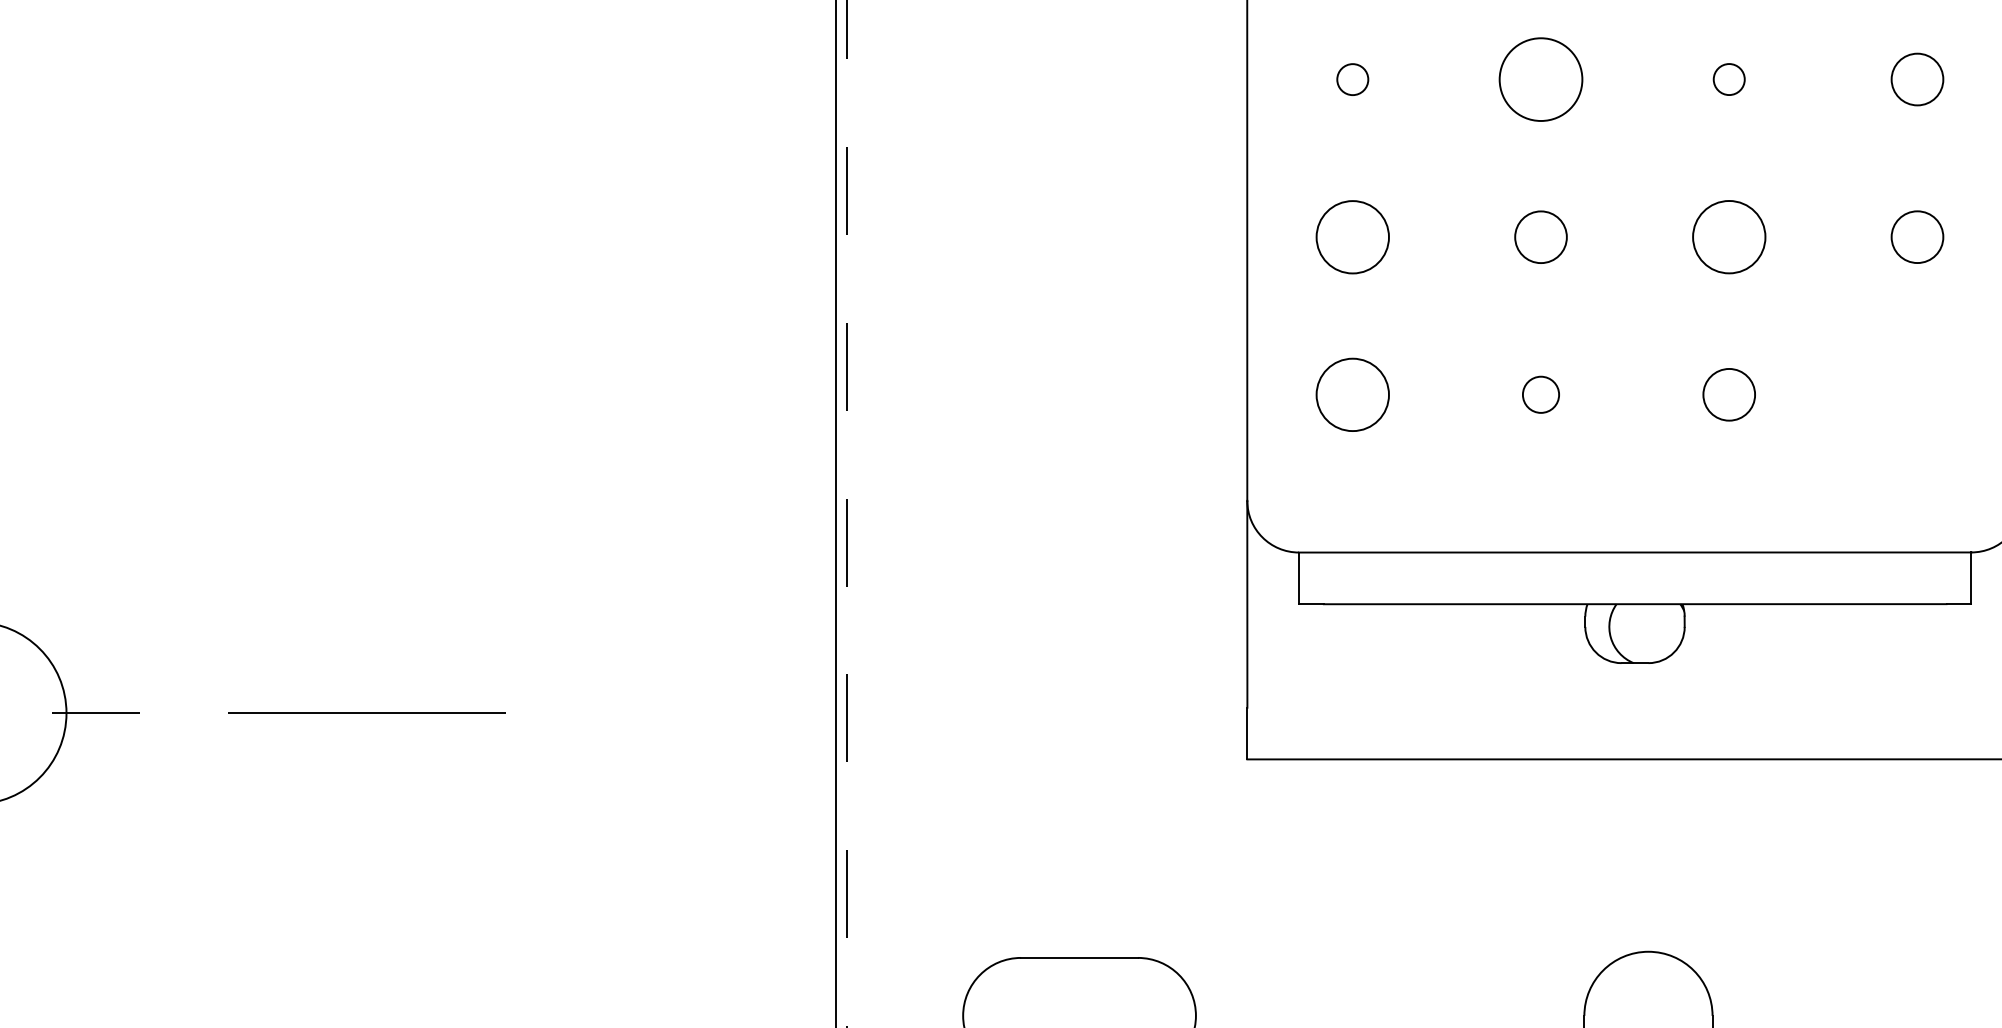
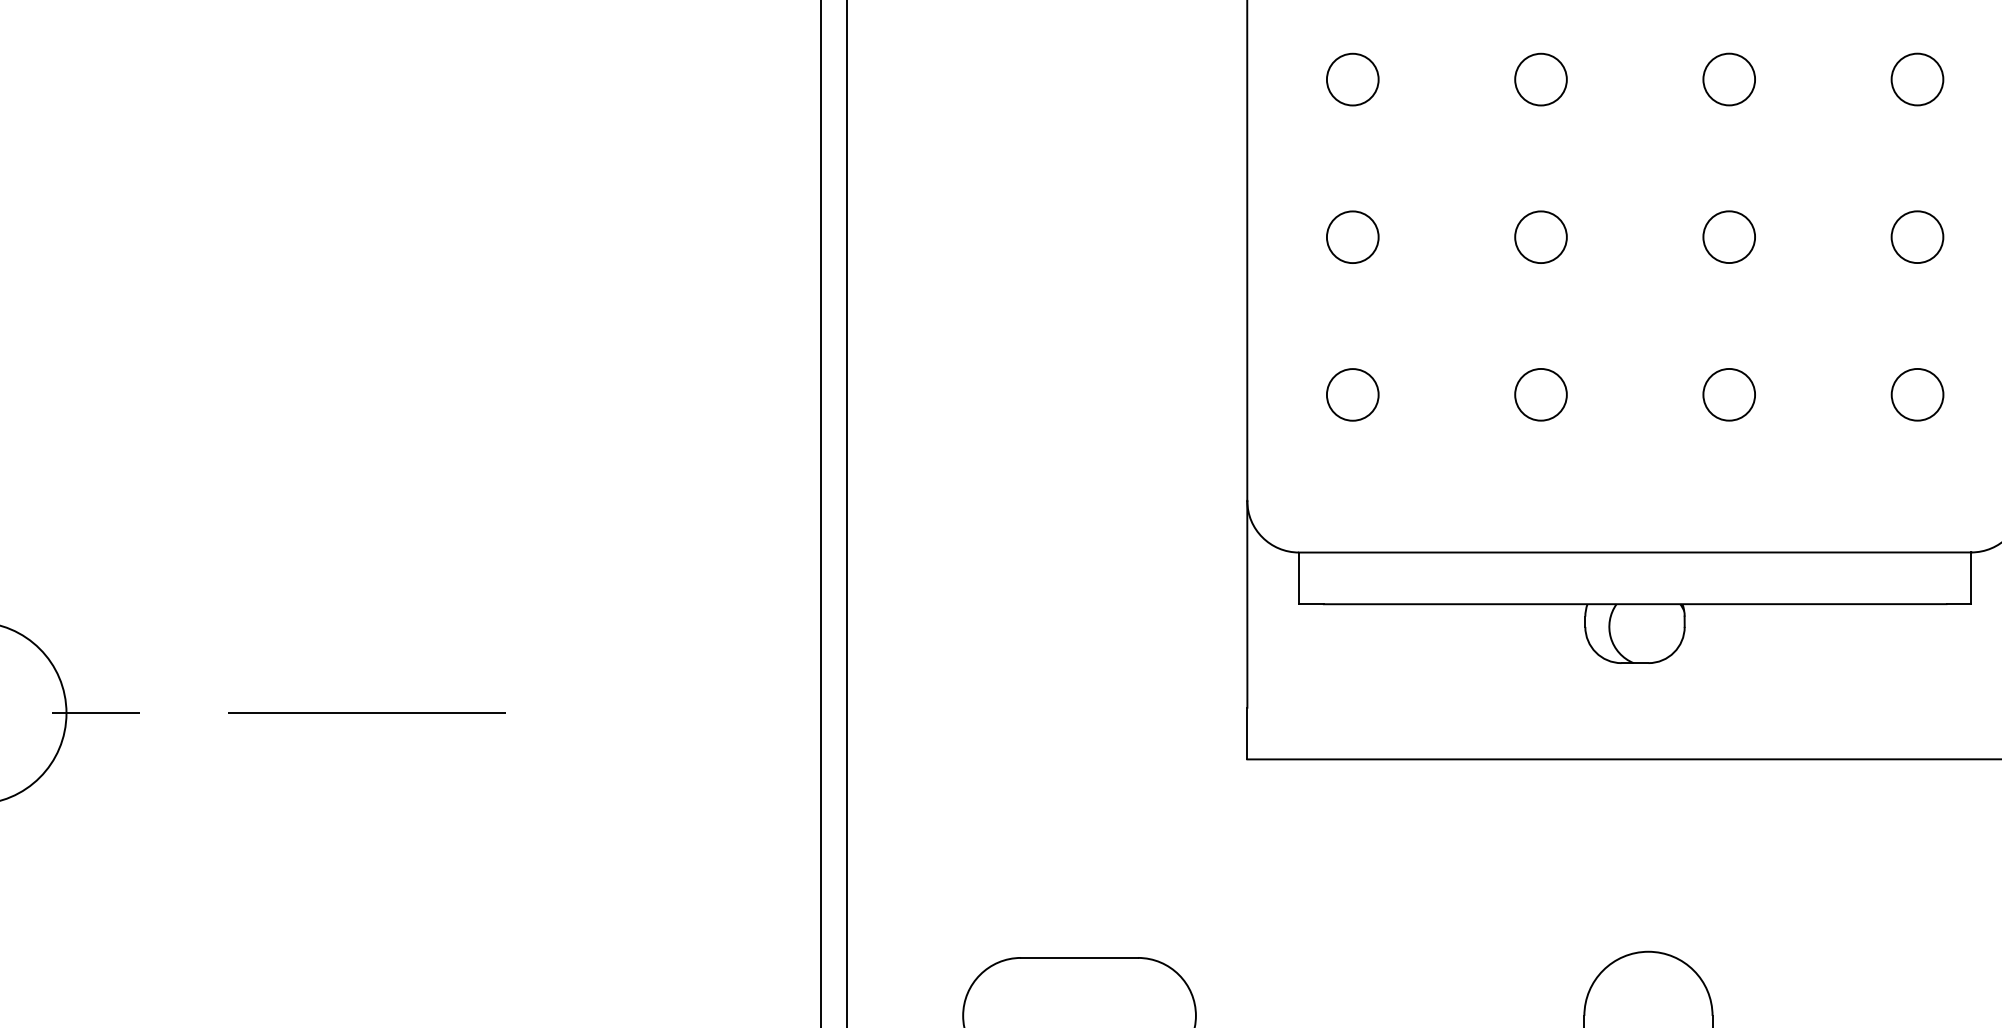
circle diameter: 31 px -> 52 px (1352, 79)
circle diameter: 83 px -> 52 px (1540, 79)
circle diameter: 31 px -> 52 px (1729, 79)
circle diameter: 72 px -> 52 px (1352, 237)
circle diameter: 72 px -> 52 px (1729, 237)
circle diameter: 72 px -> 52 px (1352, 394)
circle diameter: 36 px -> 52 px (1540, 394)
circle: none -> present (1917, 394)
line position: (836, 513) -> (821, 513) (821, 513)
line: dashed -> solid (847, 514)
